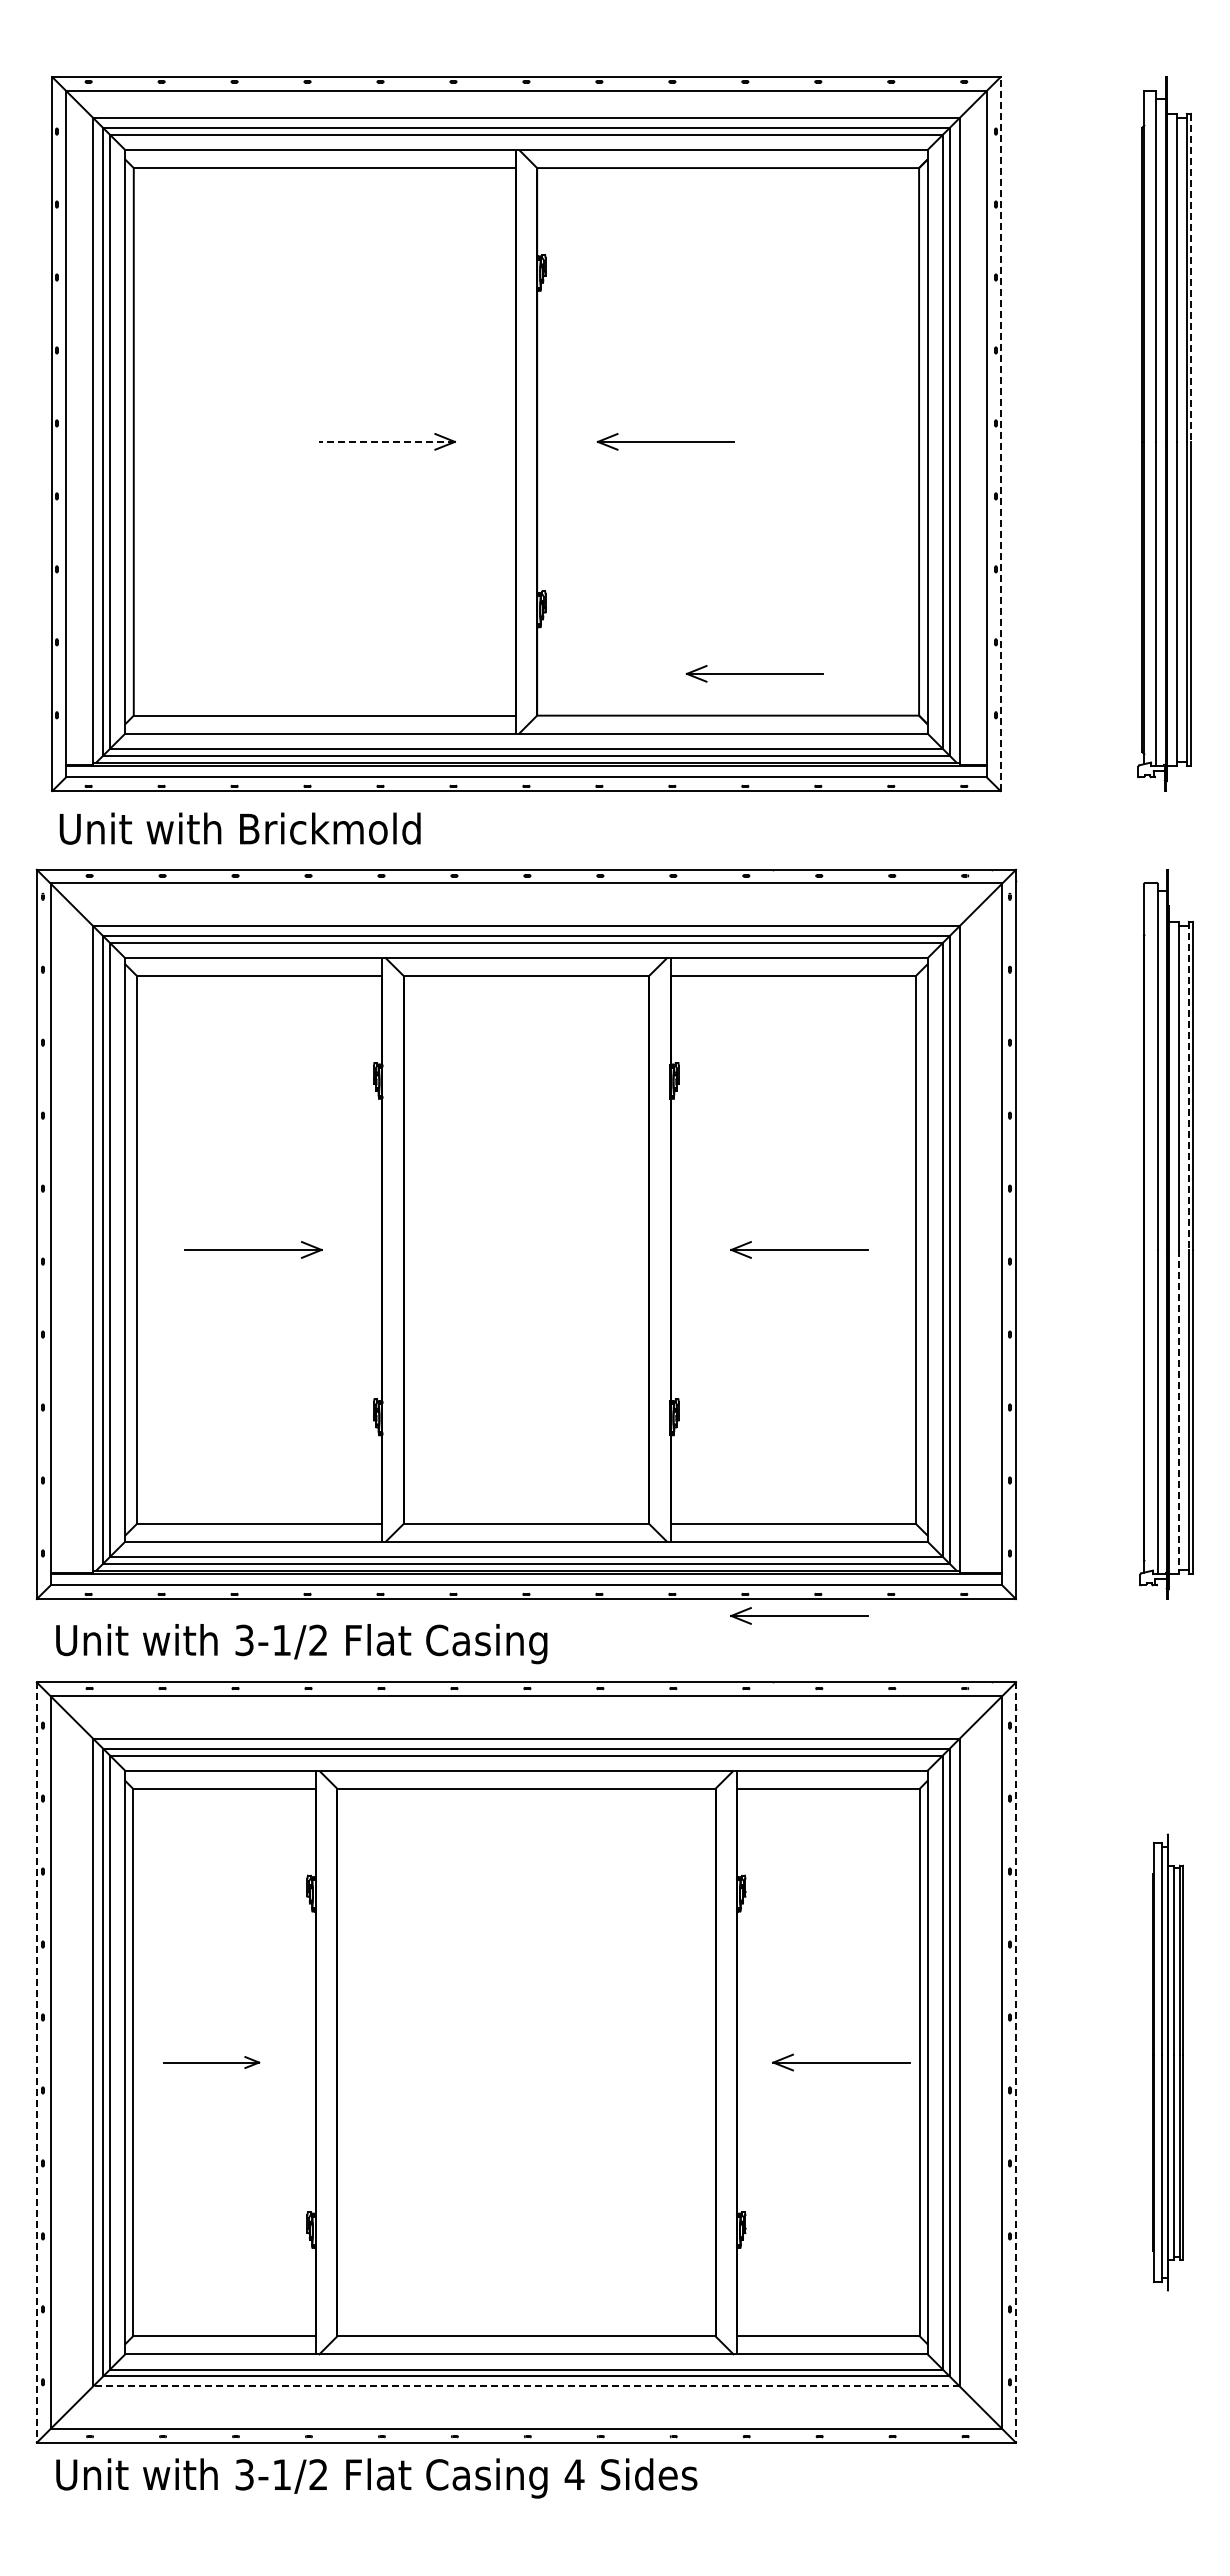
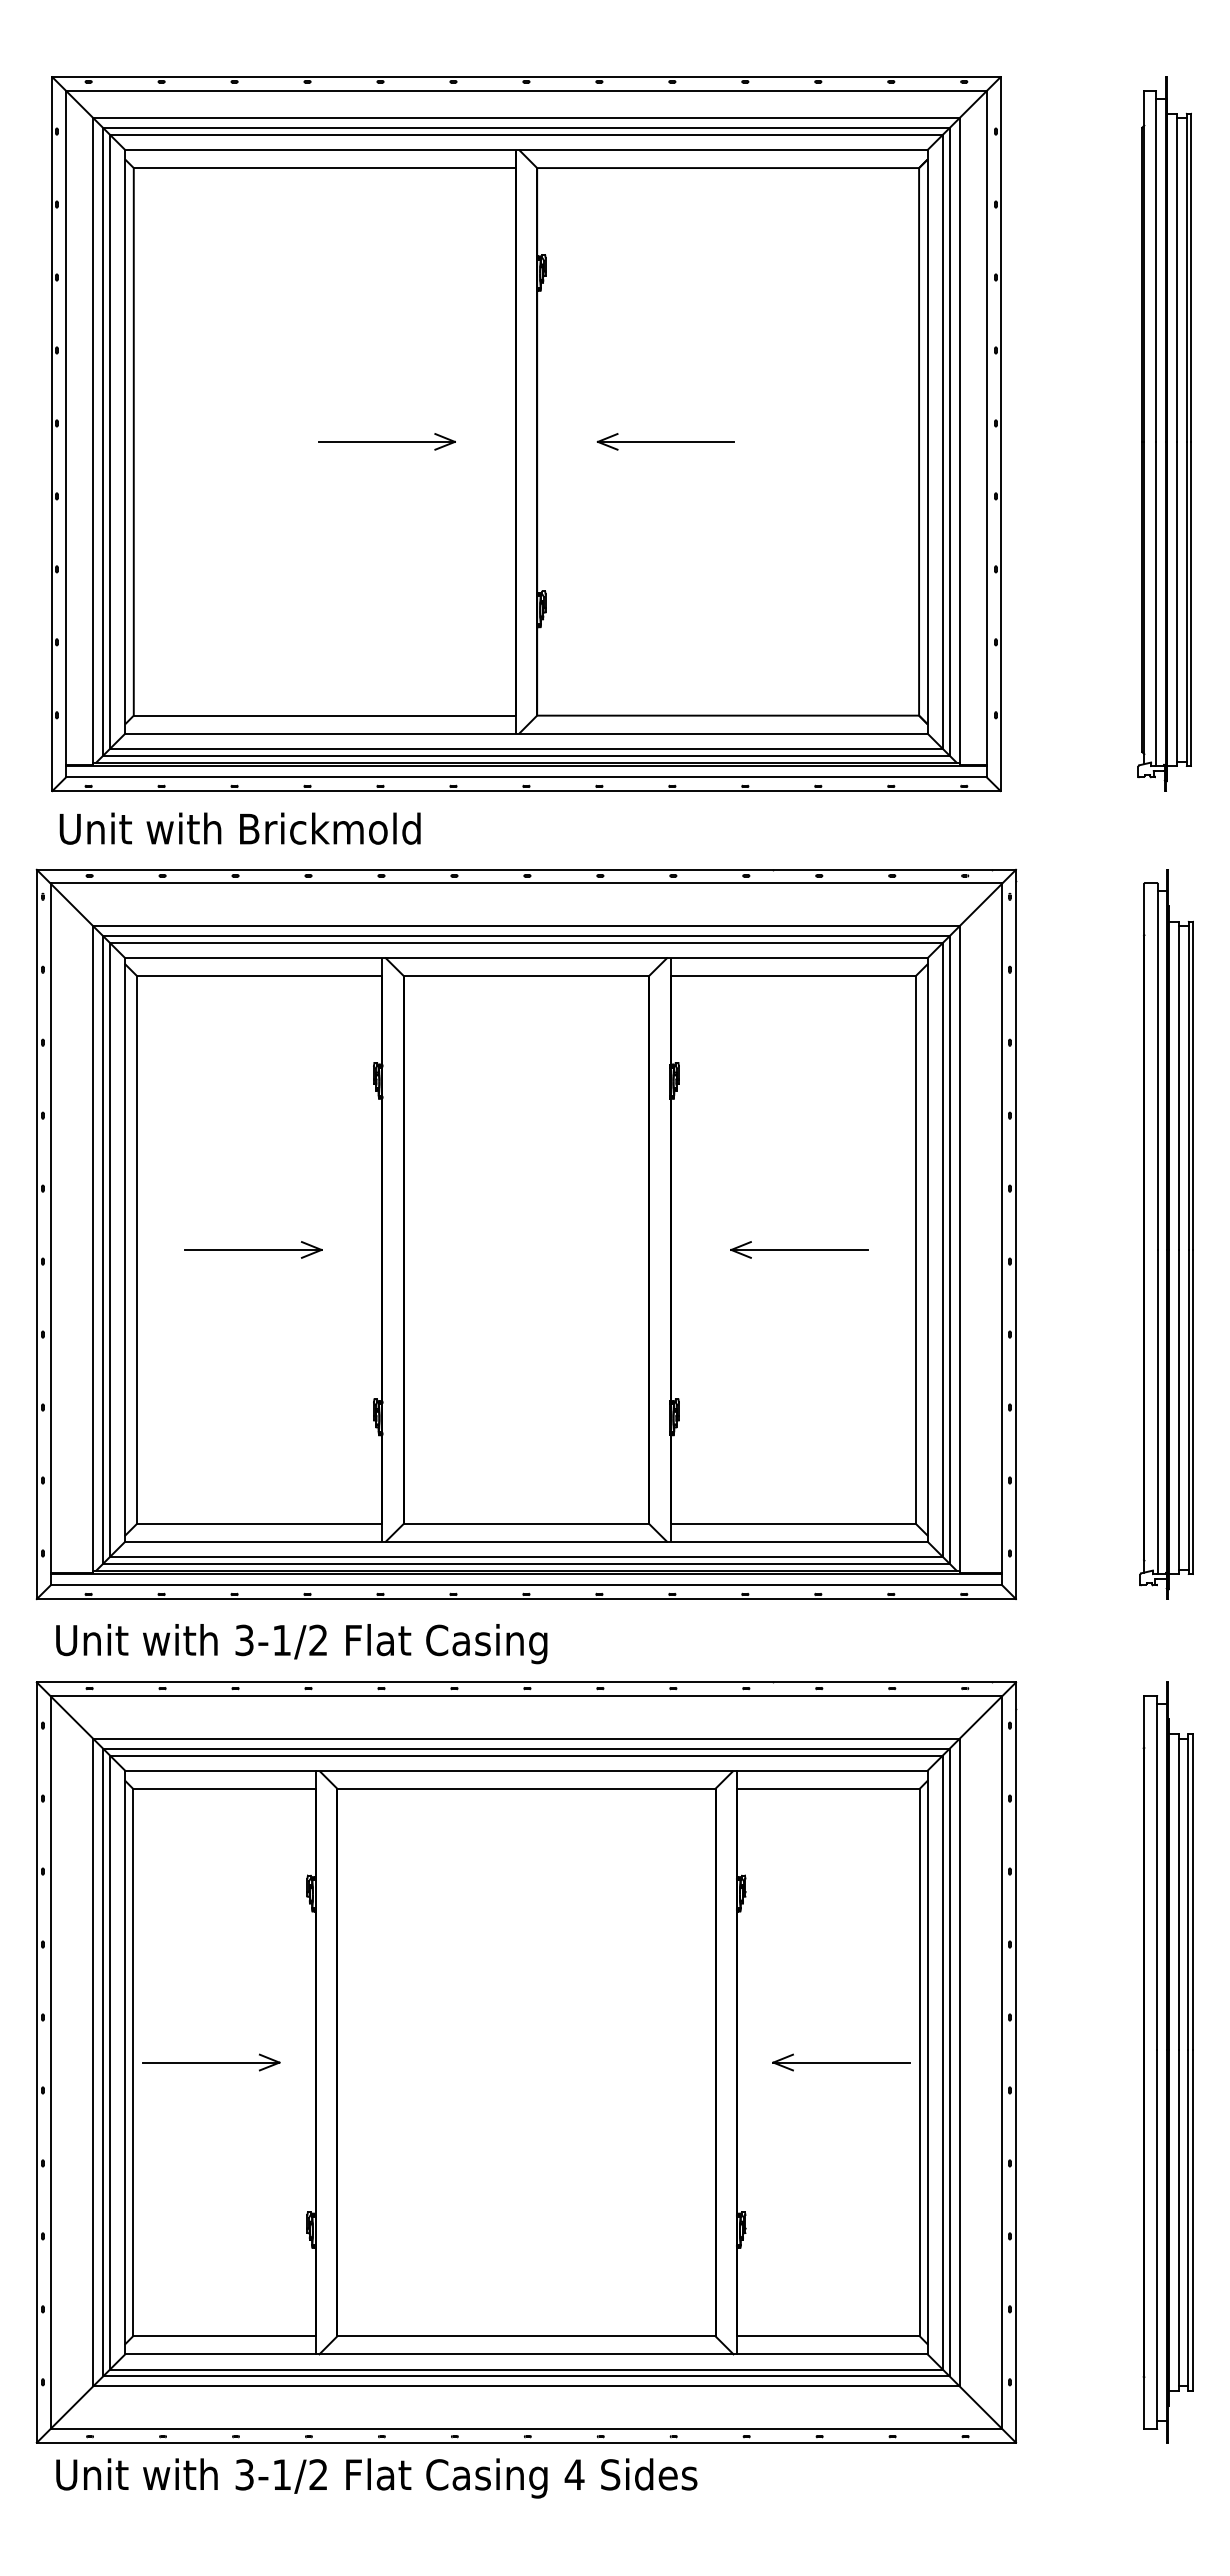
line: dashed -> solid (1191, 278)
line: dashed -> solid (1000, 434)
line: dashed -> solid (386, 441)
part: present -> none (754, 673)
line: dashed -> solid (1188, 1086)
line: dashed -> solid (1178, 1412)
part: present -> none (799, 1615)
part size: 98x13 px -> 139x19 px (211, 2062)
part size: 32x459 px -> 52x763 px (1167, 2062)
line: dashed -> solid (36, 2063)
line: dashed -> solid (1016, 2063)
line: dashed -> solid (526, 2386)
